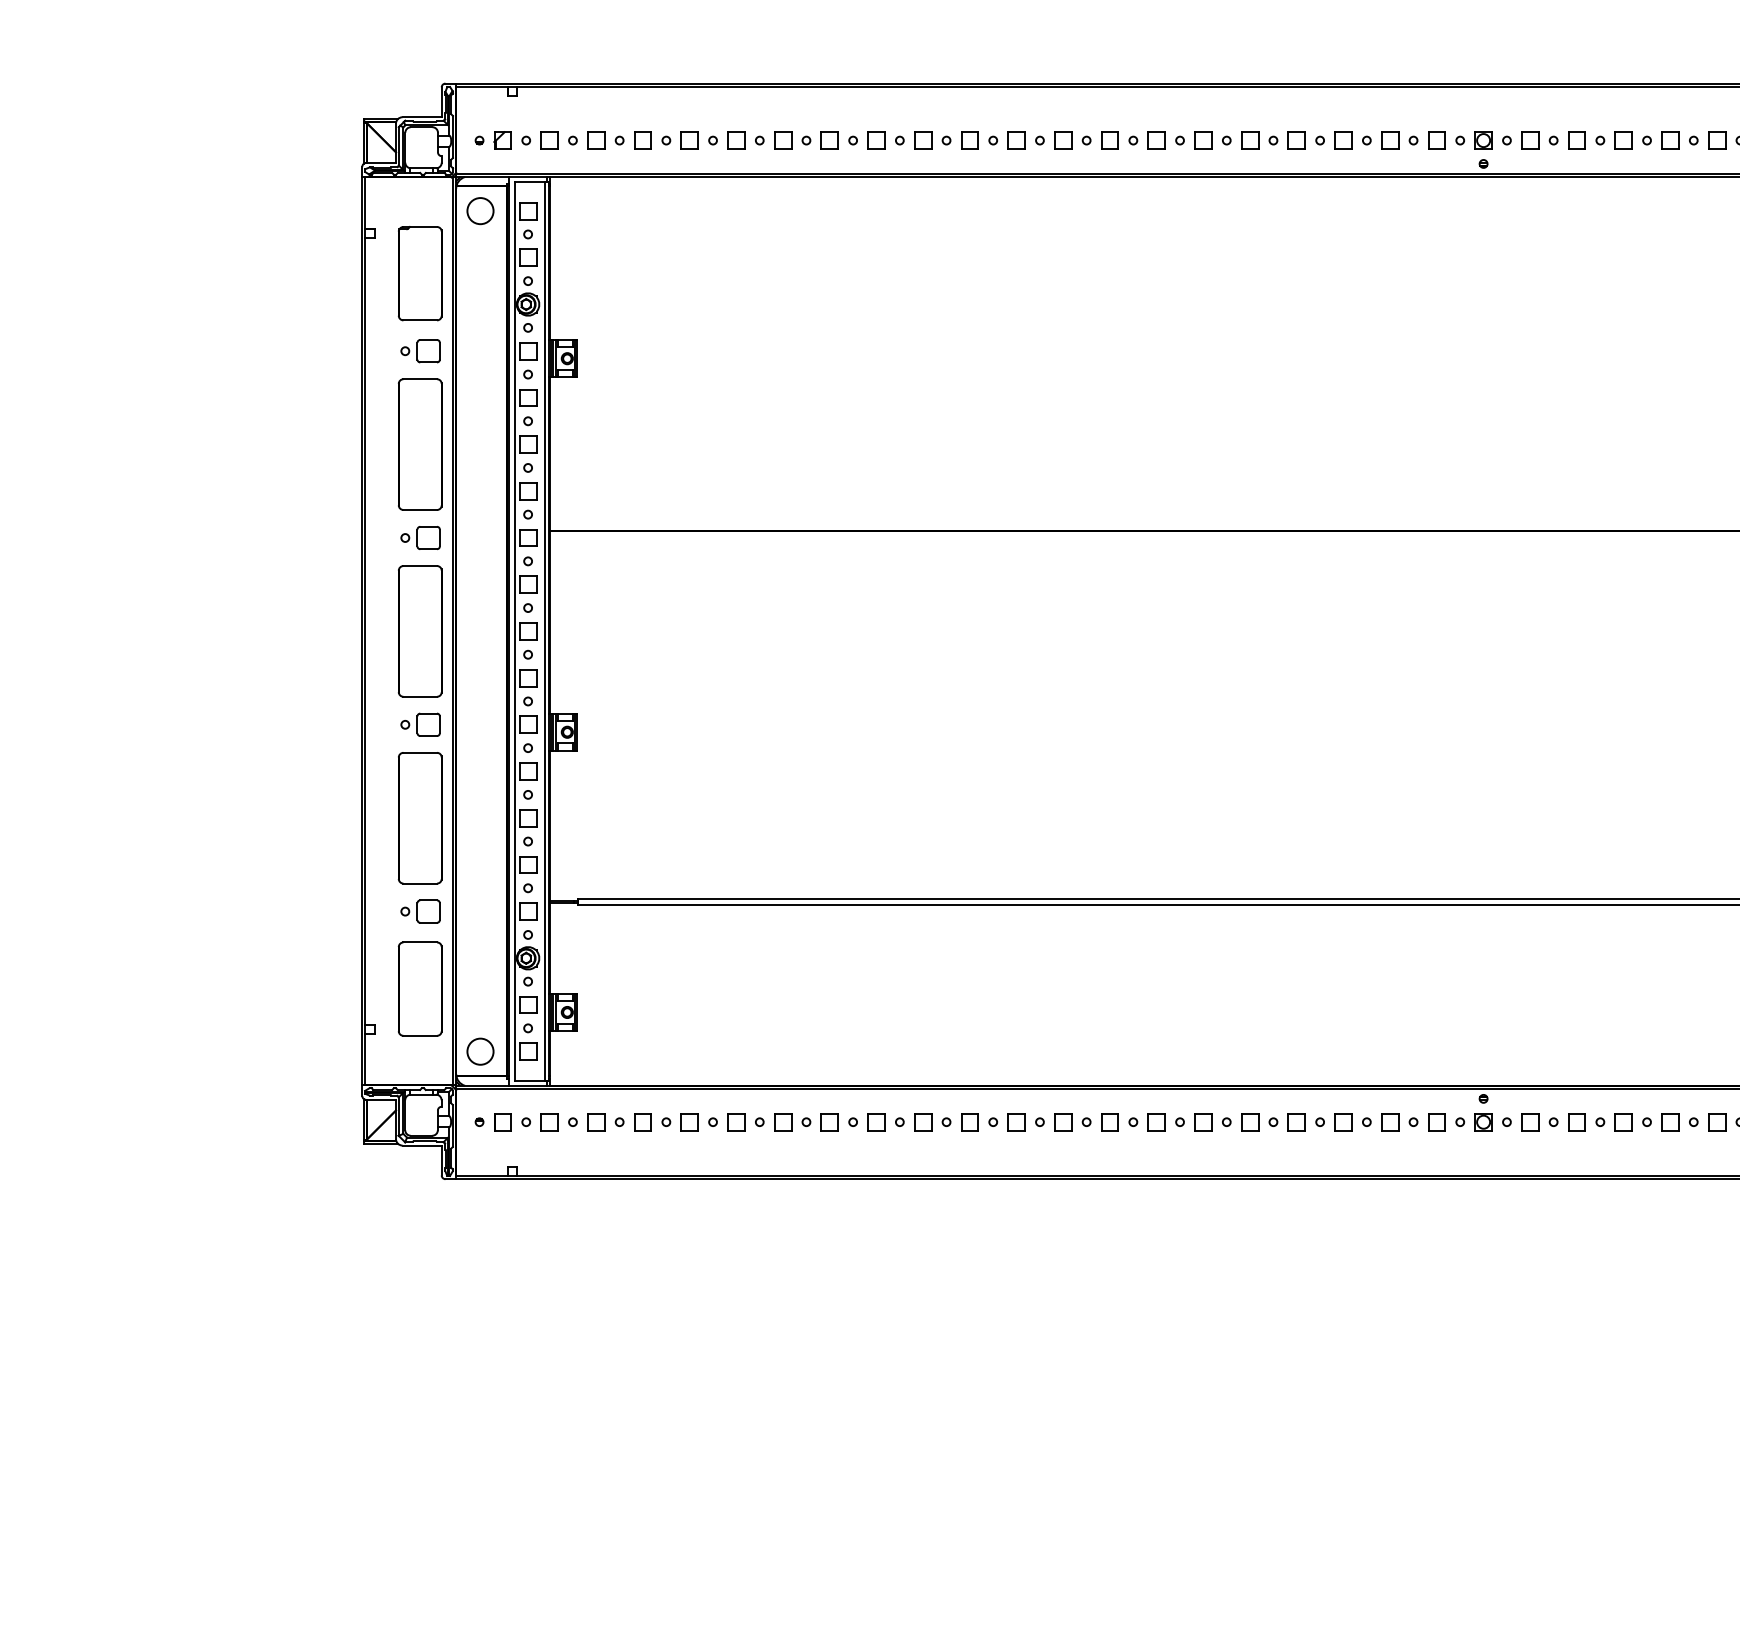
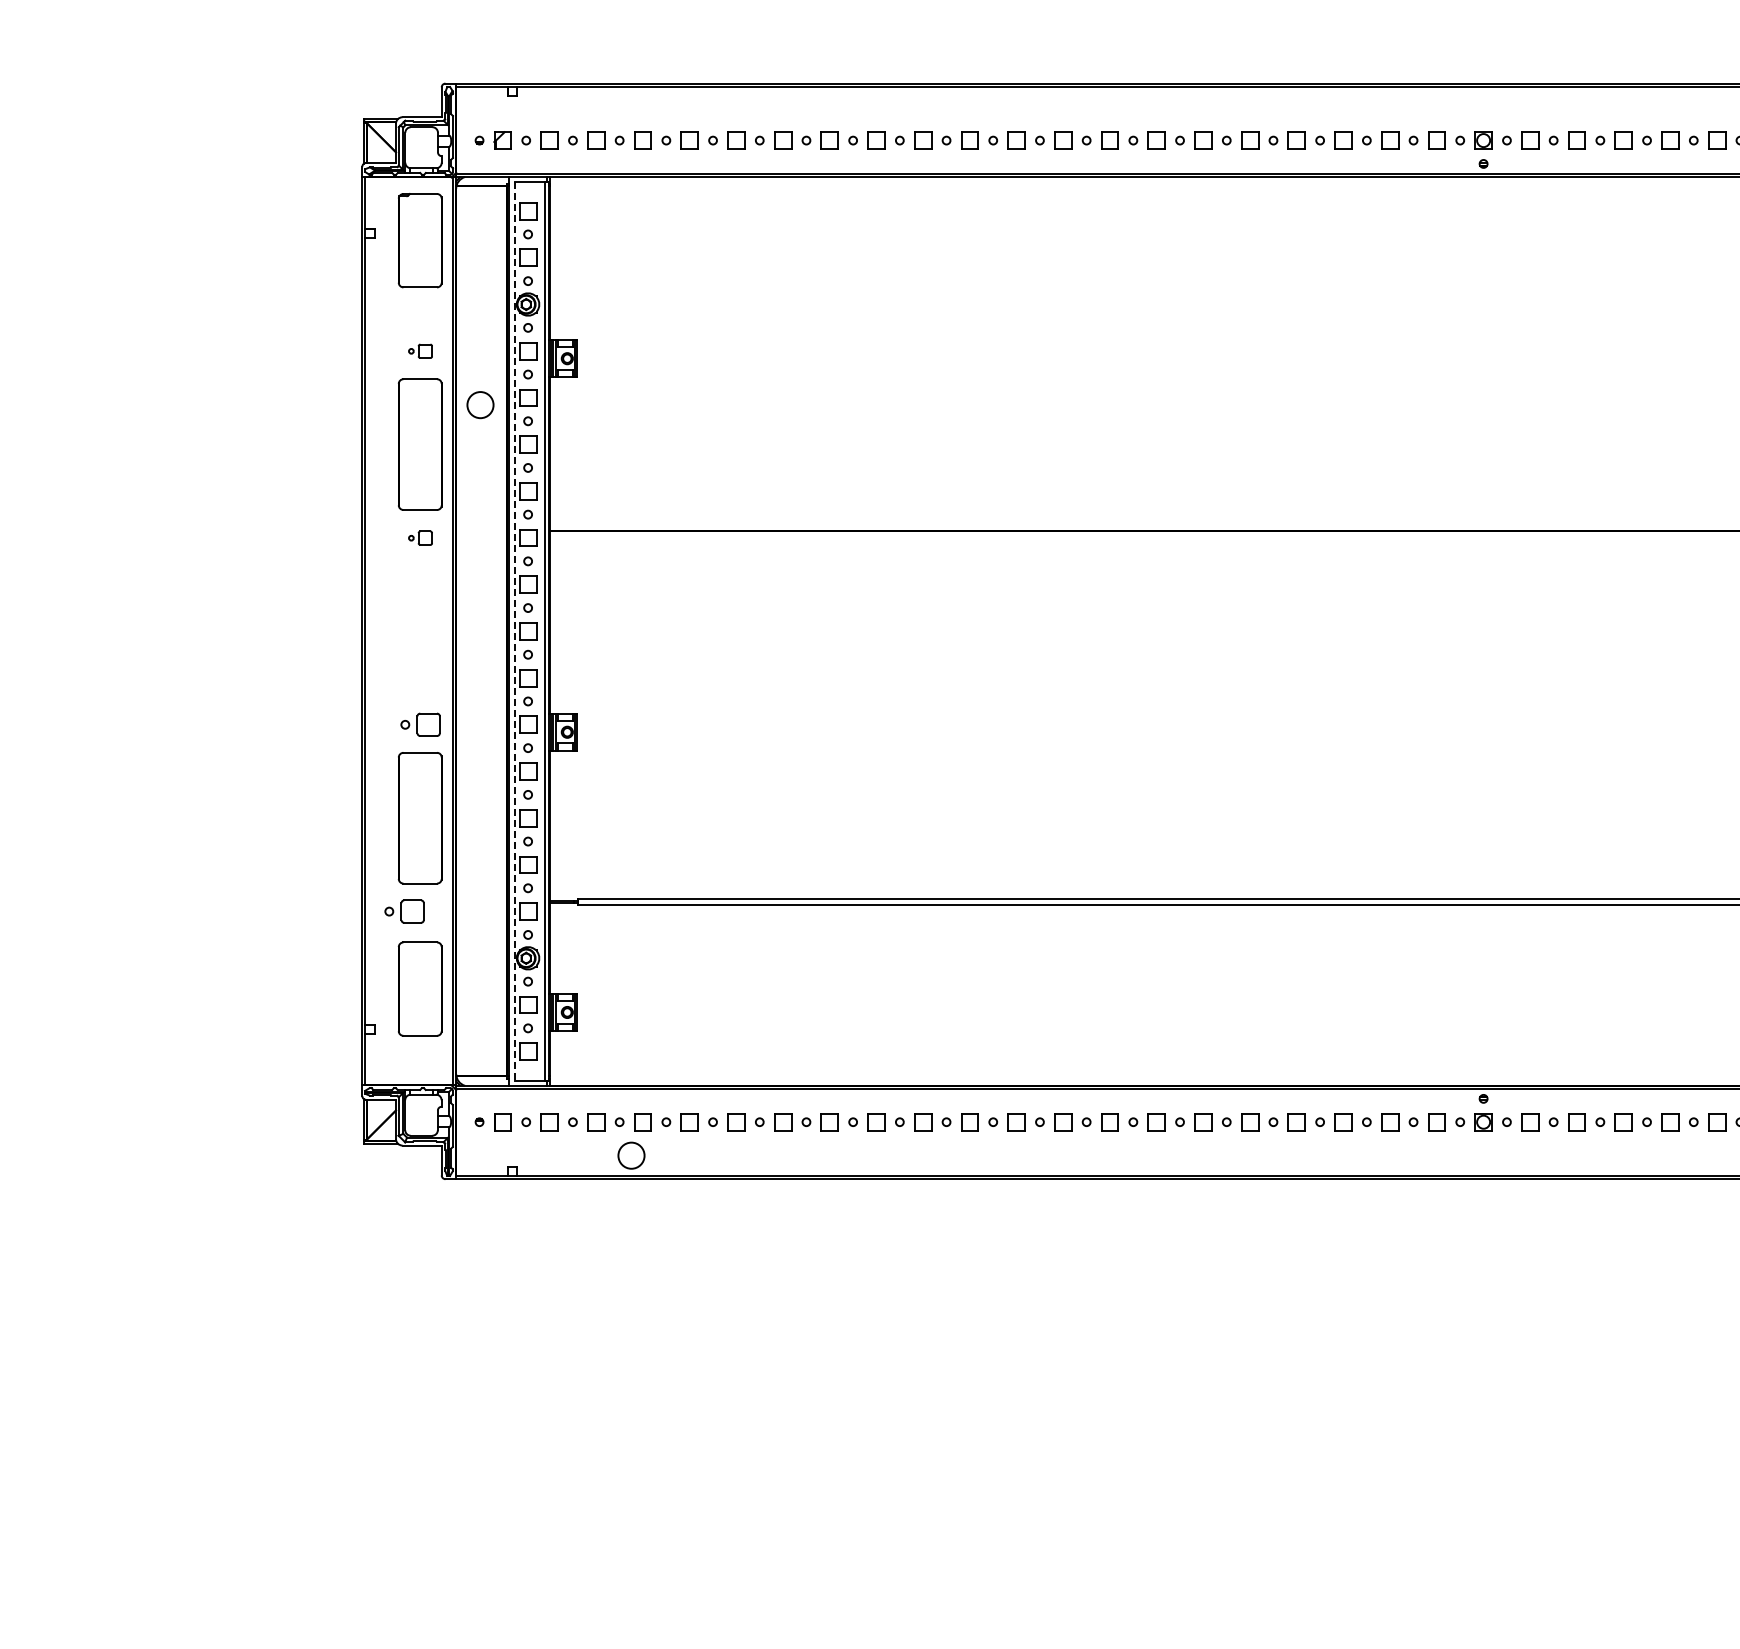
circle position: (480, 211) -> (480, 405) (480, 405)
part position: (419, 273) -> (419, 240) (419, 240)
part size: 41x25 px -> 25x16 px (420, 350)
part size: 41x25 px -> 25x16 px (420, 537)
part: present -> none (420, 631)
line: solid -> dashed (515, 631)
part position: (420, 911) -> (404, 911) (404, 911)
circle position: (480, 1051) -> (631, 1155) (631, 1155)
